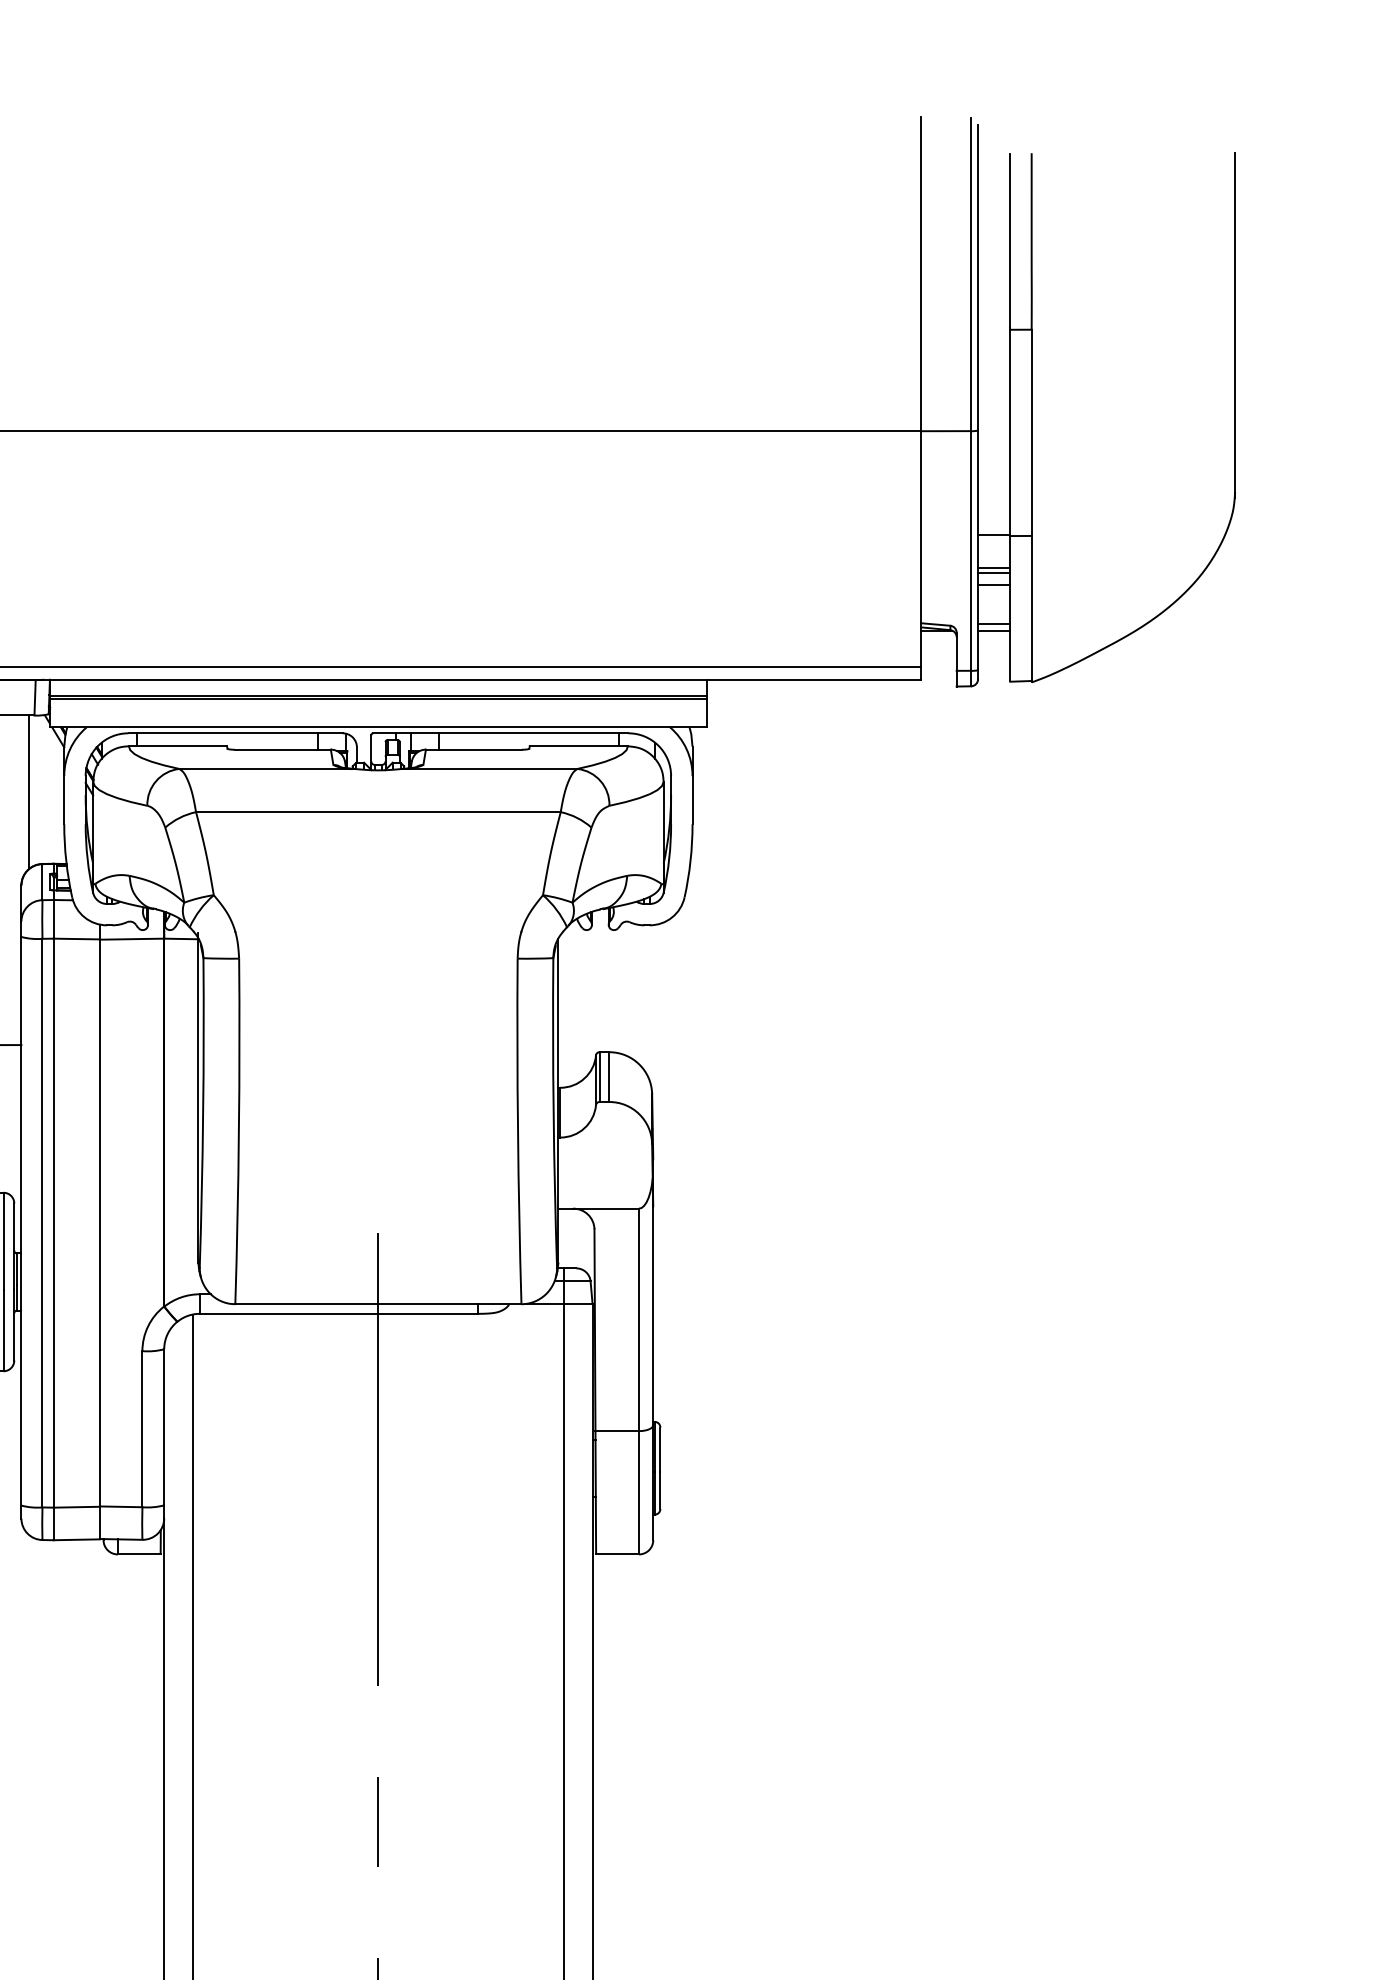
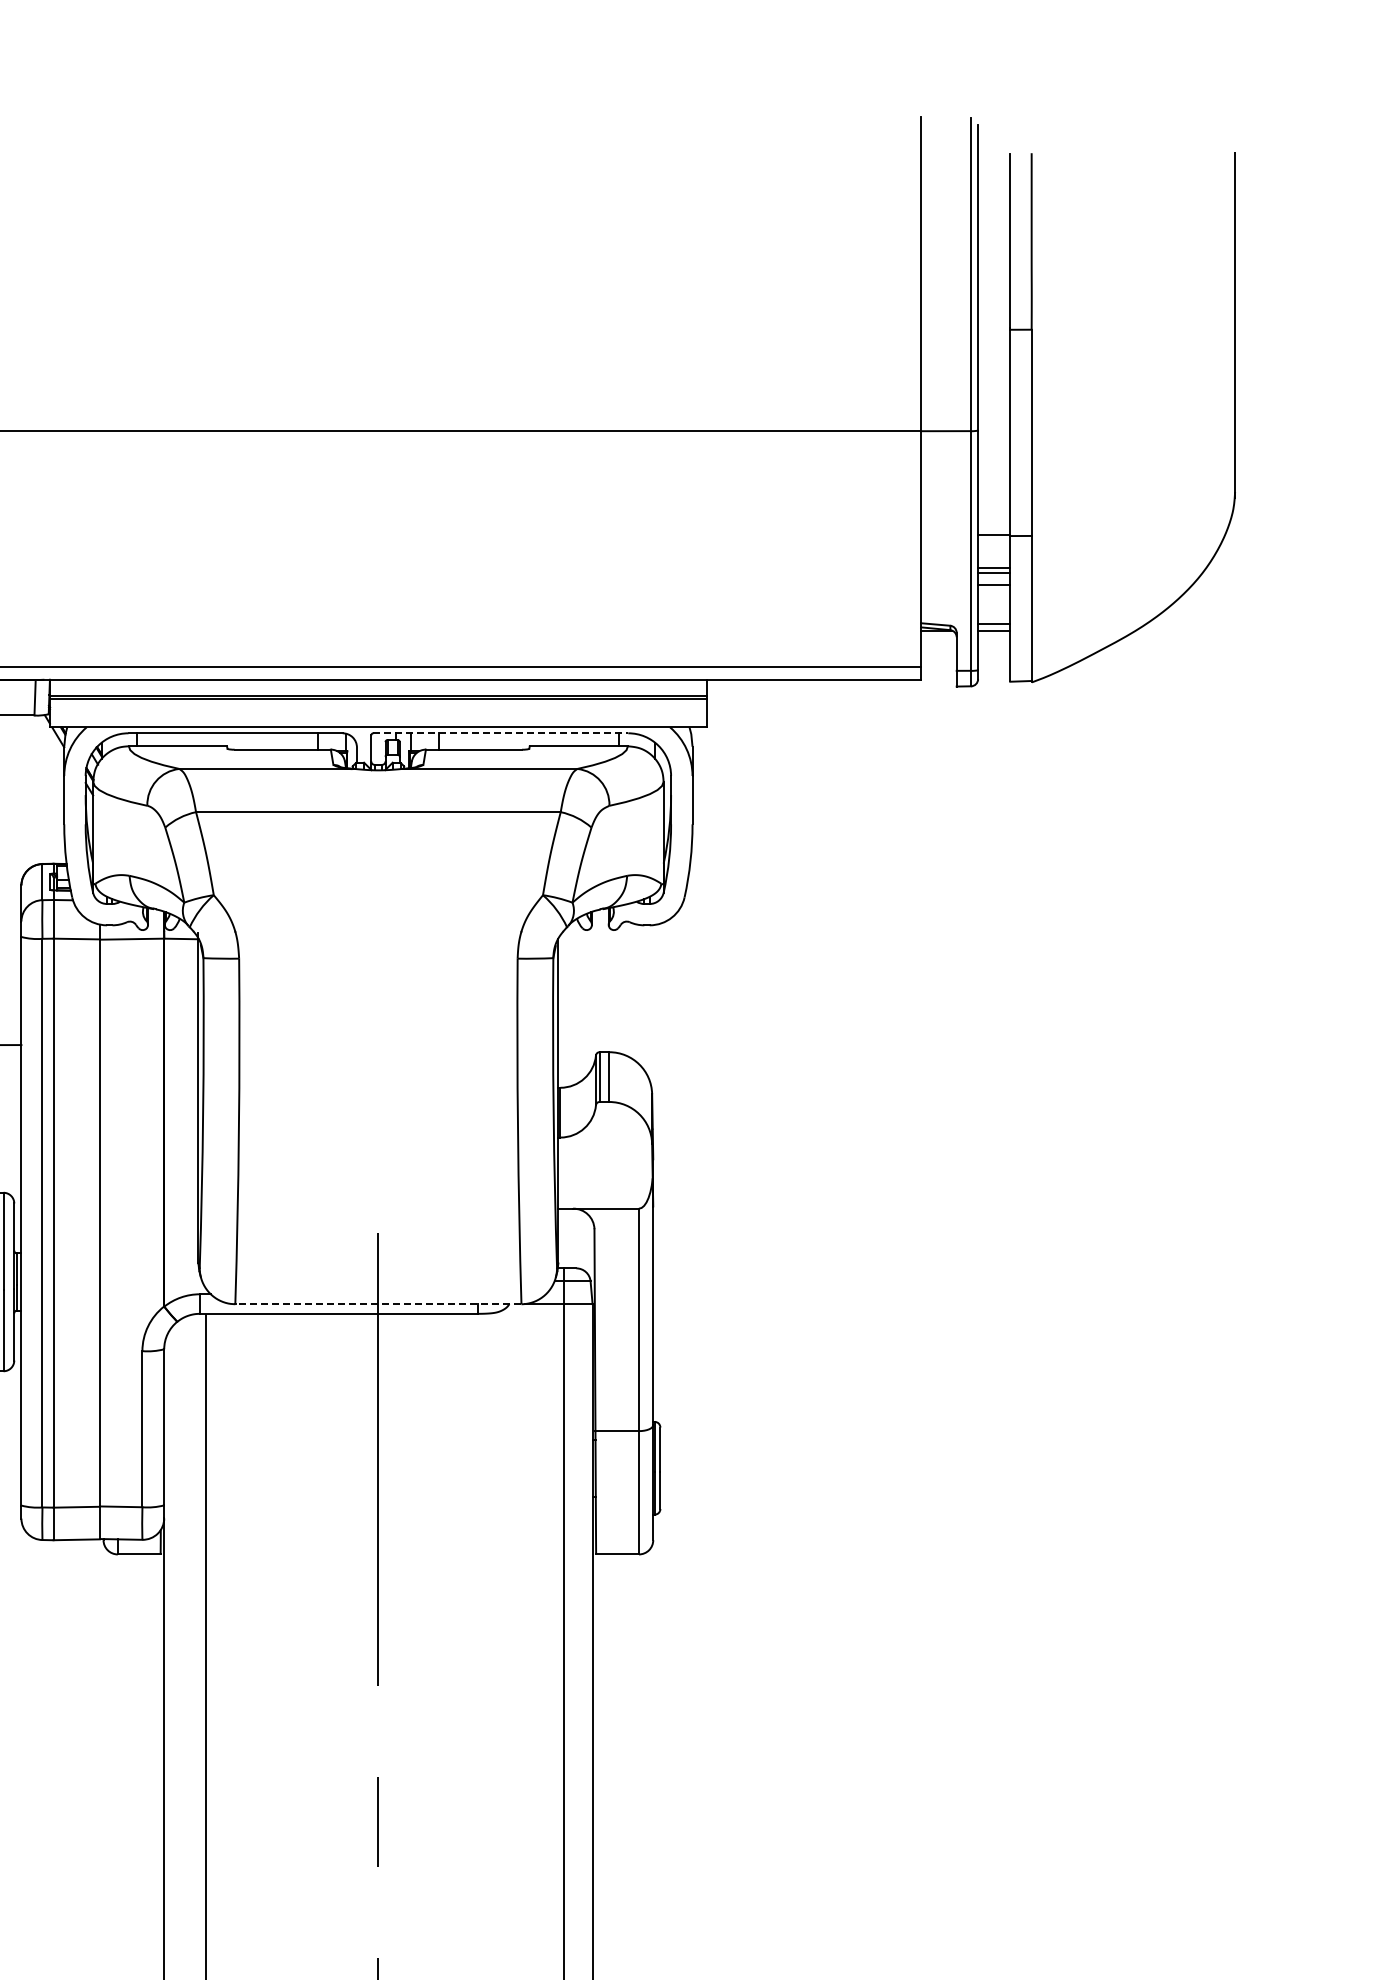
line: solid -> dashed (501, 733)
line: present -> none (28, 792)
line: solid -> dashed (378, 1304)
line position: (192, 1645) -> (205, 1645) (205, 1645)
